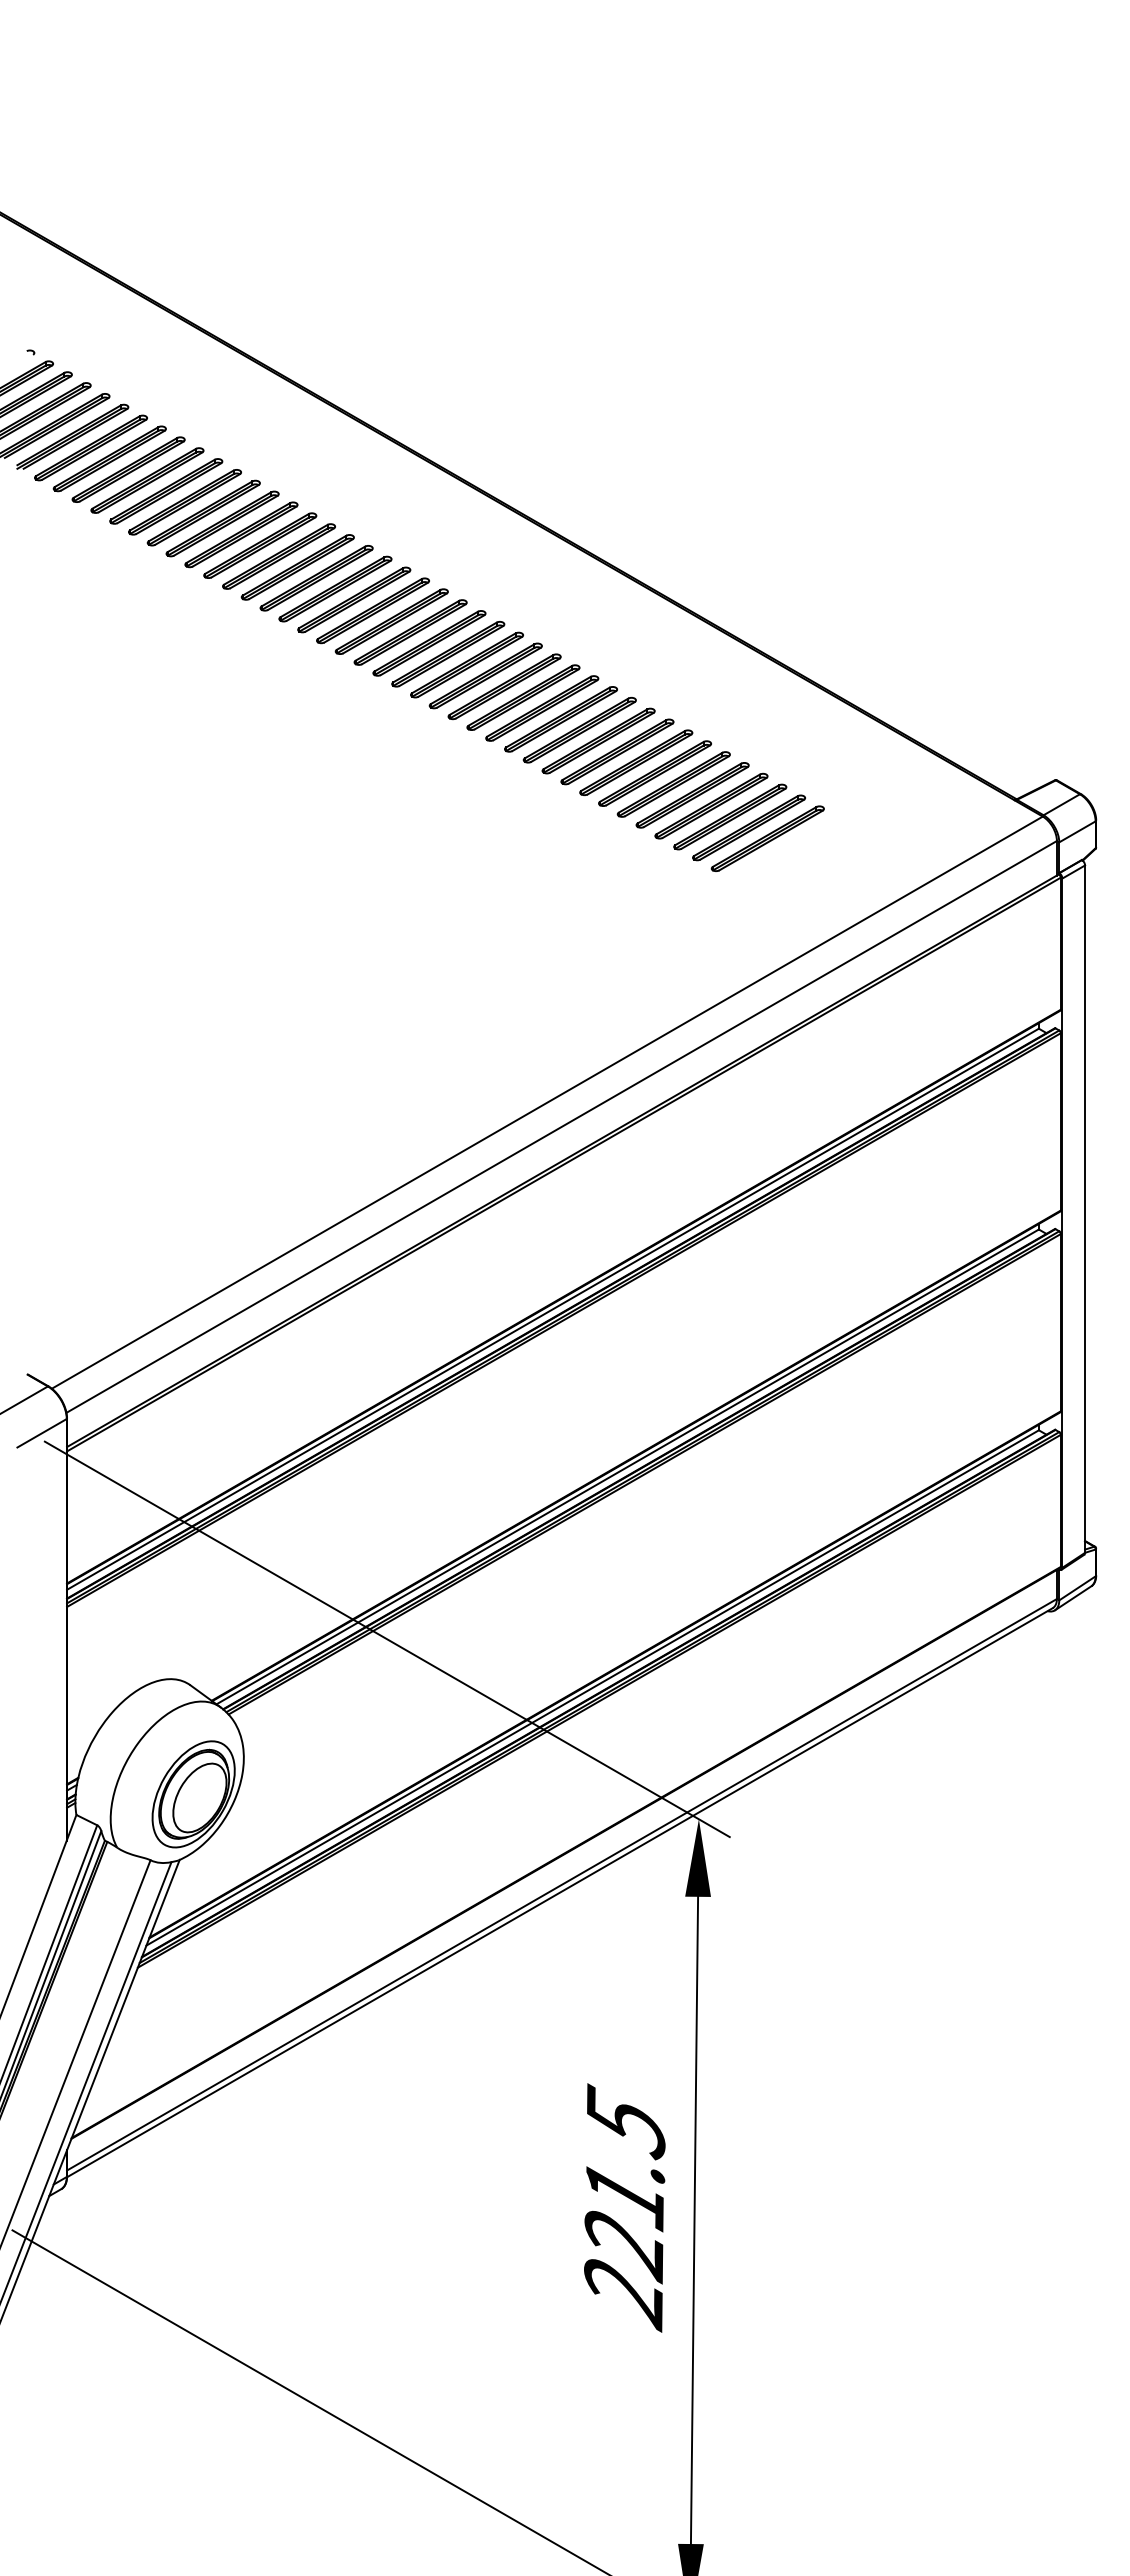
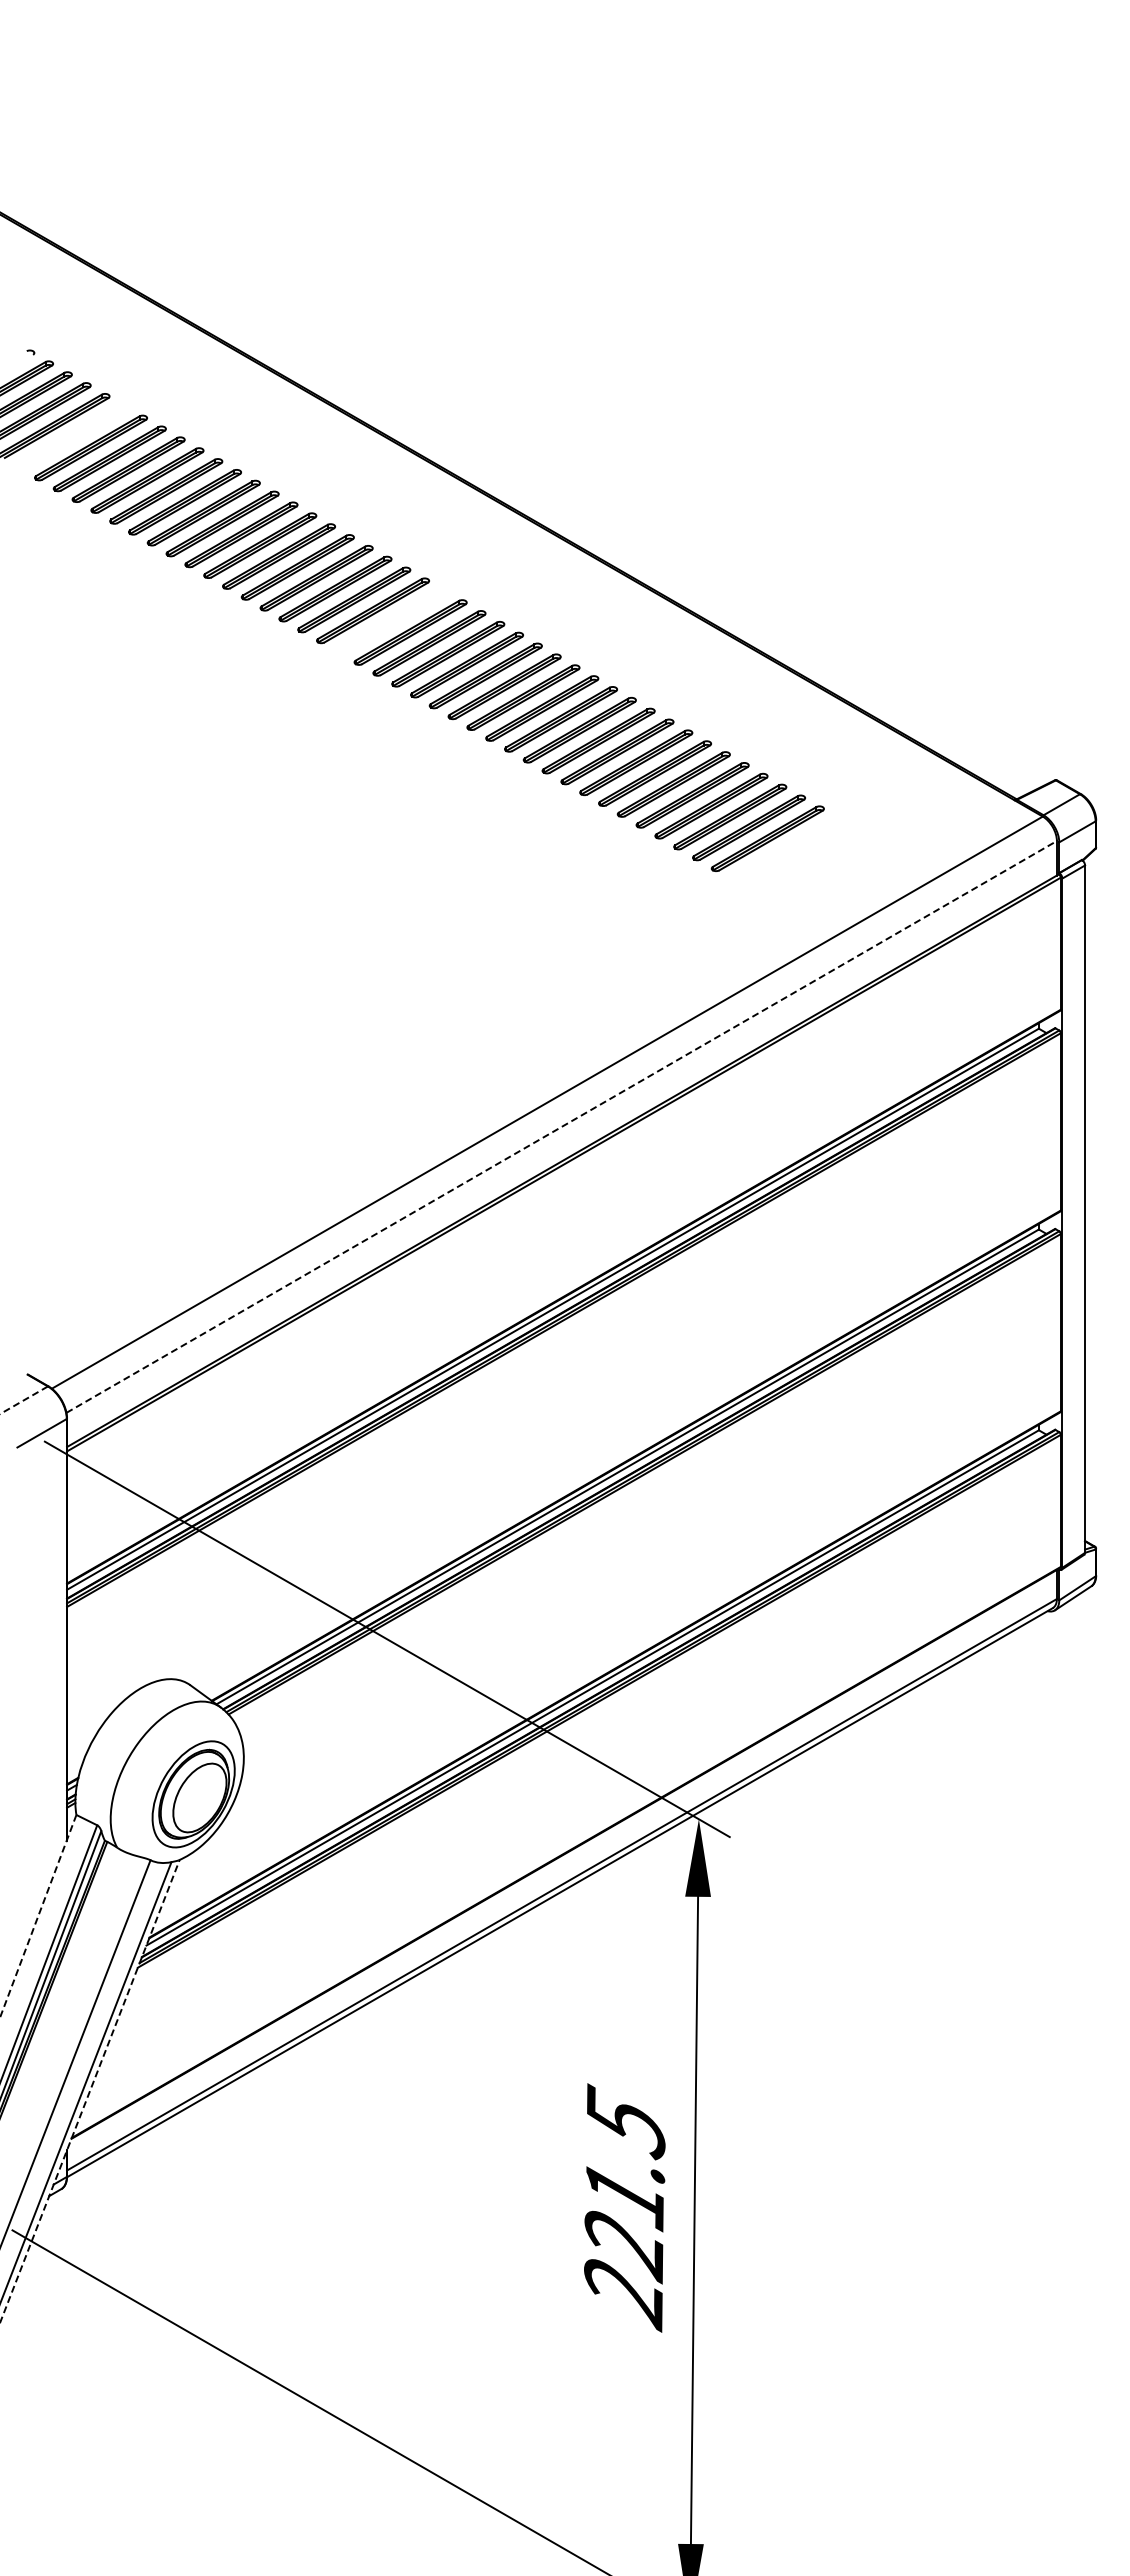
part: present -> none (72, 436)
part: present -> none (391, 621)
line: solid -> dashed (561, 1126)
line: solid -> dashed (23, 1400)
line: solid -> dashed (38, 1916)
line: solid -> dashed (90, 2090)
